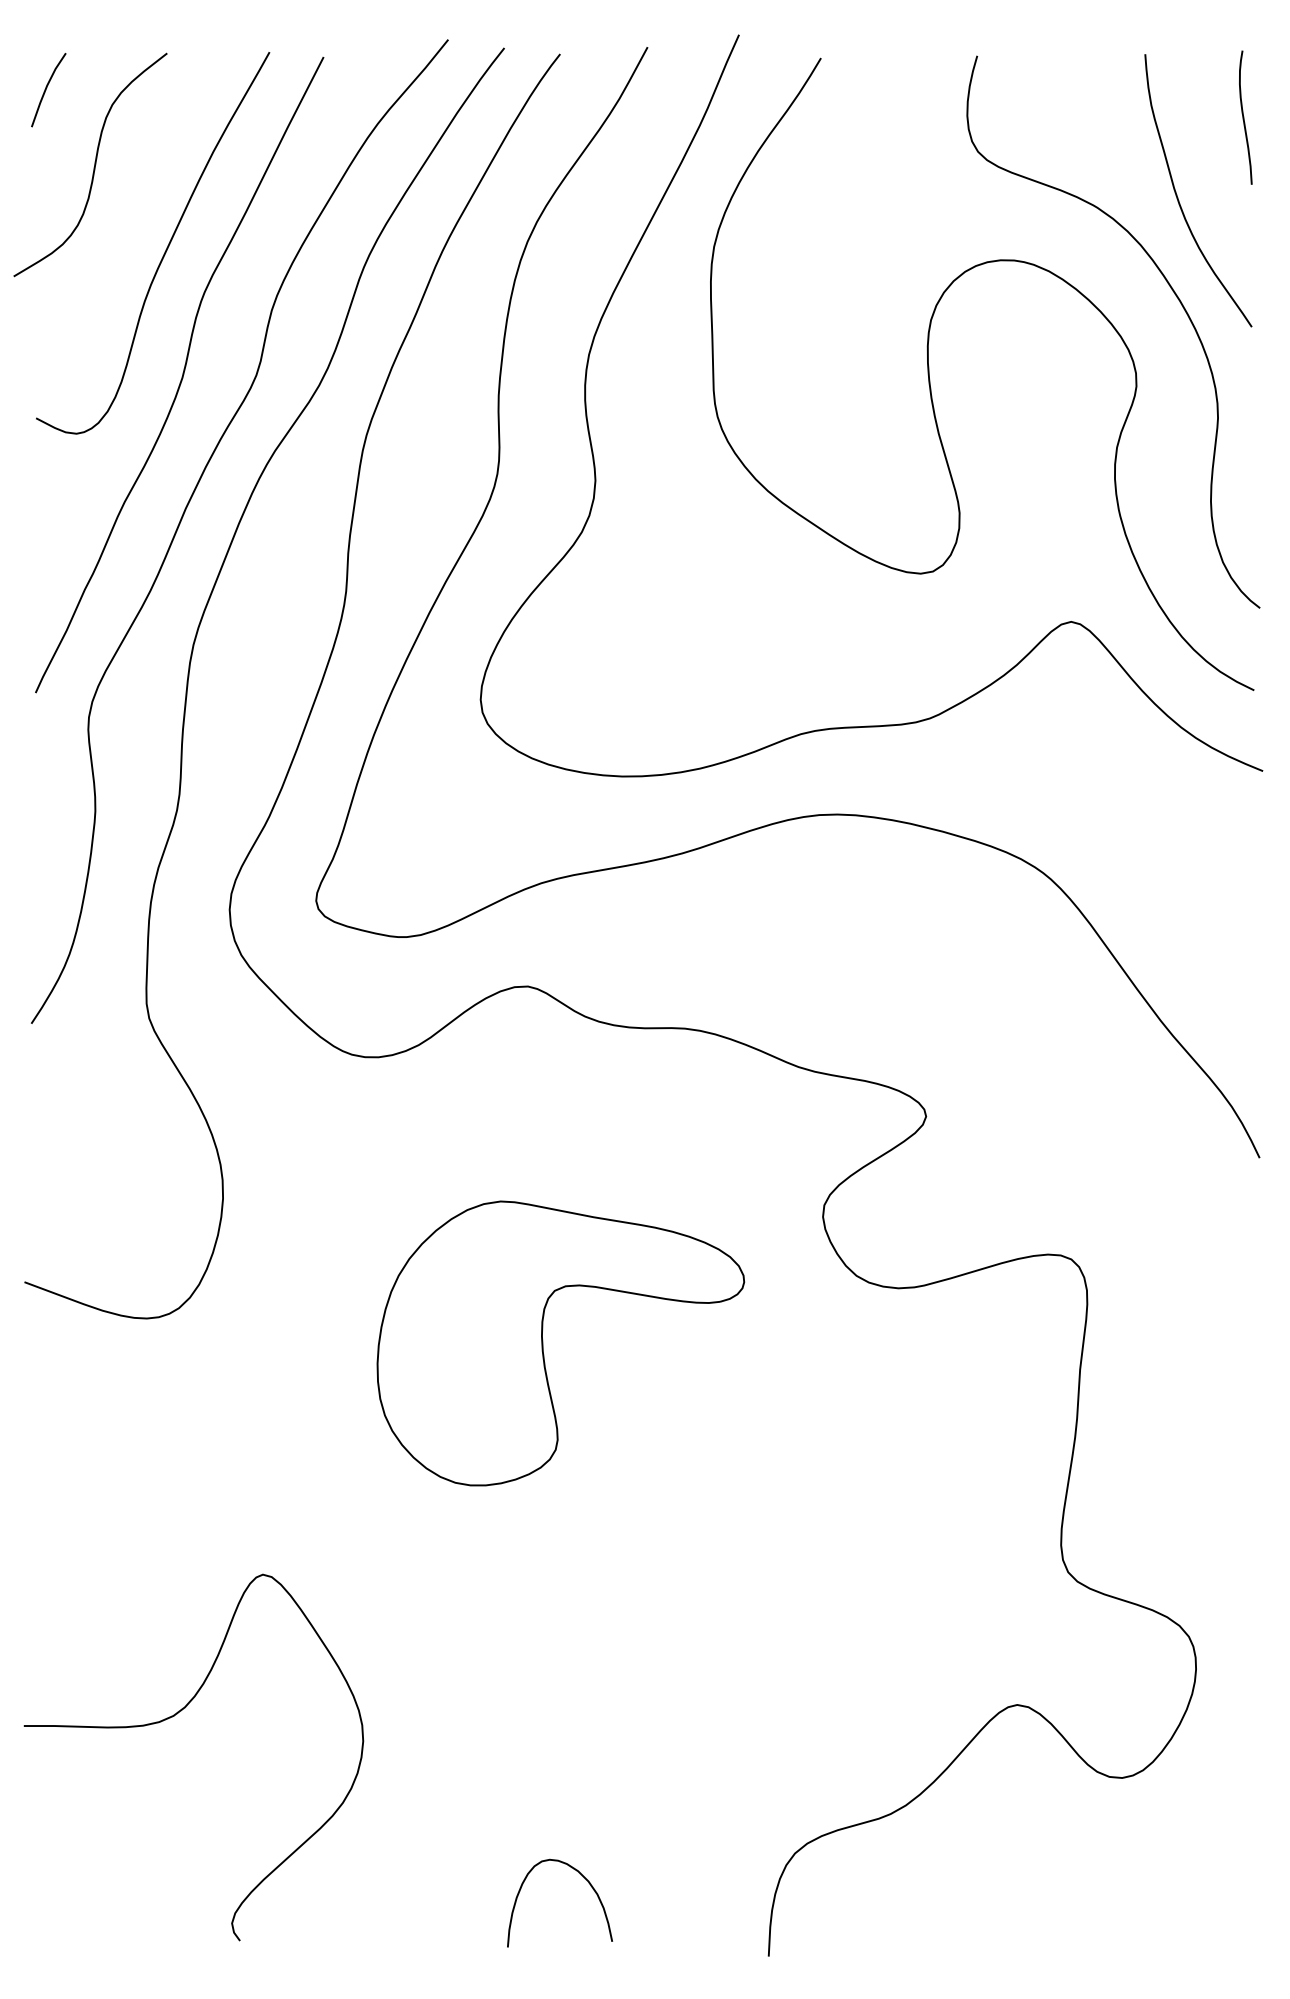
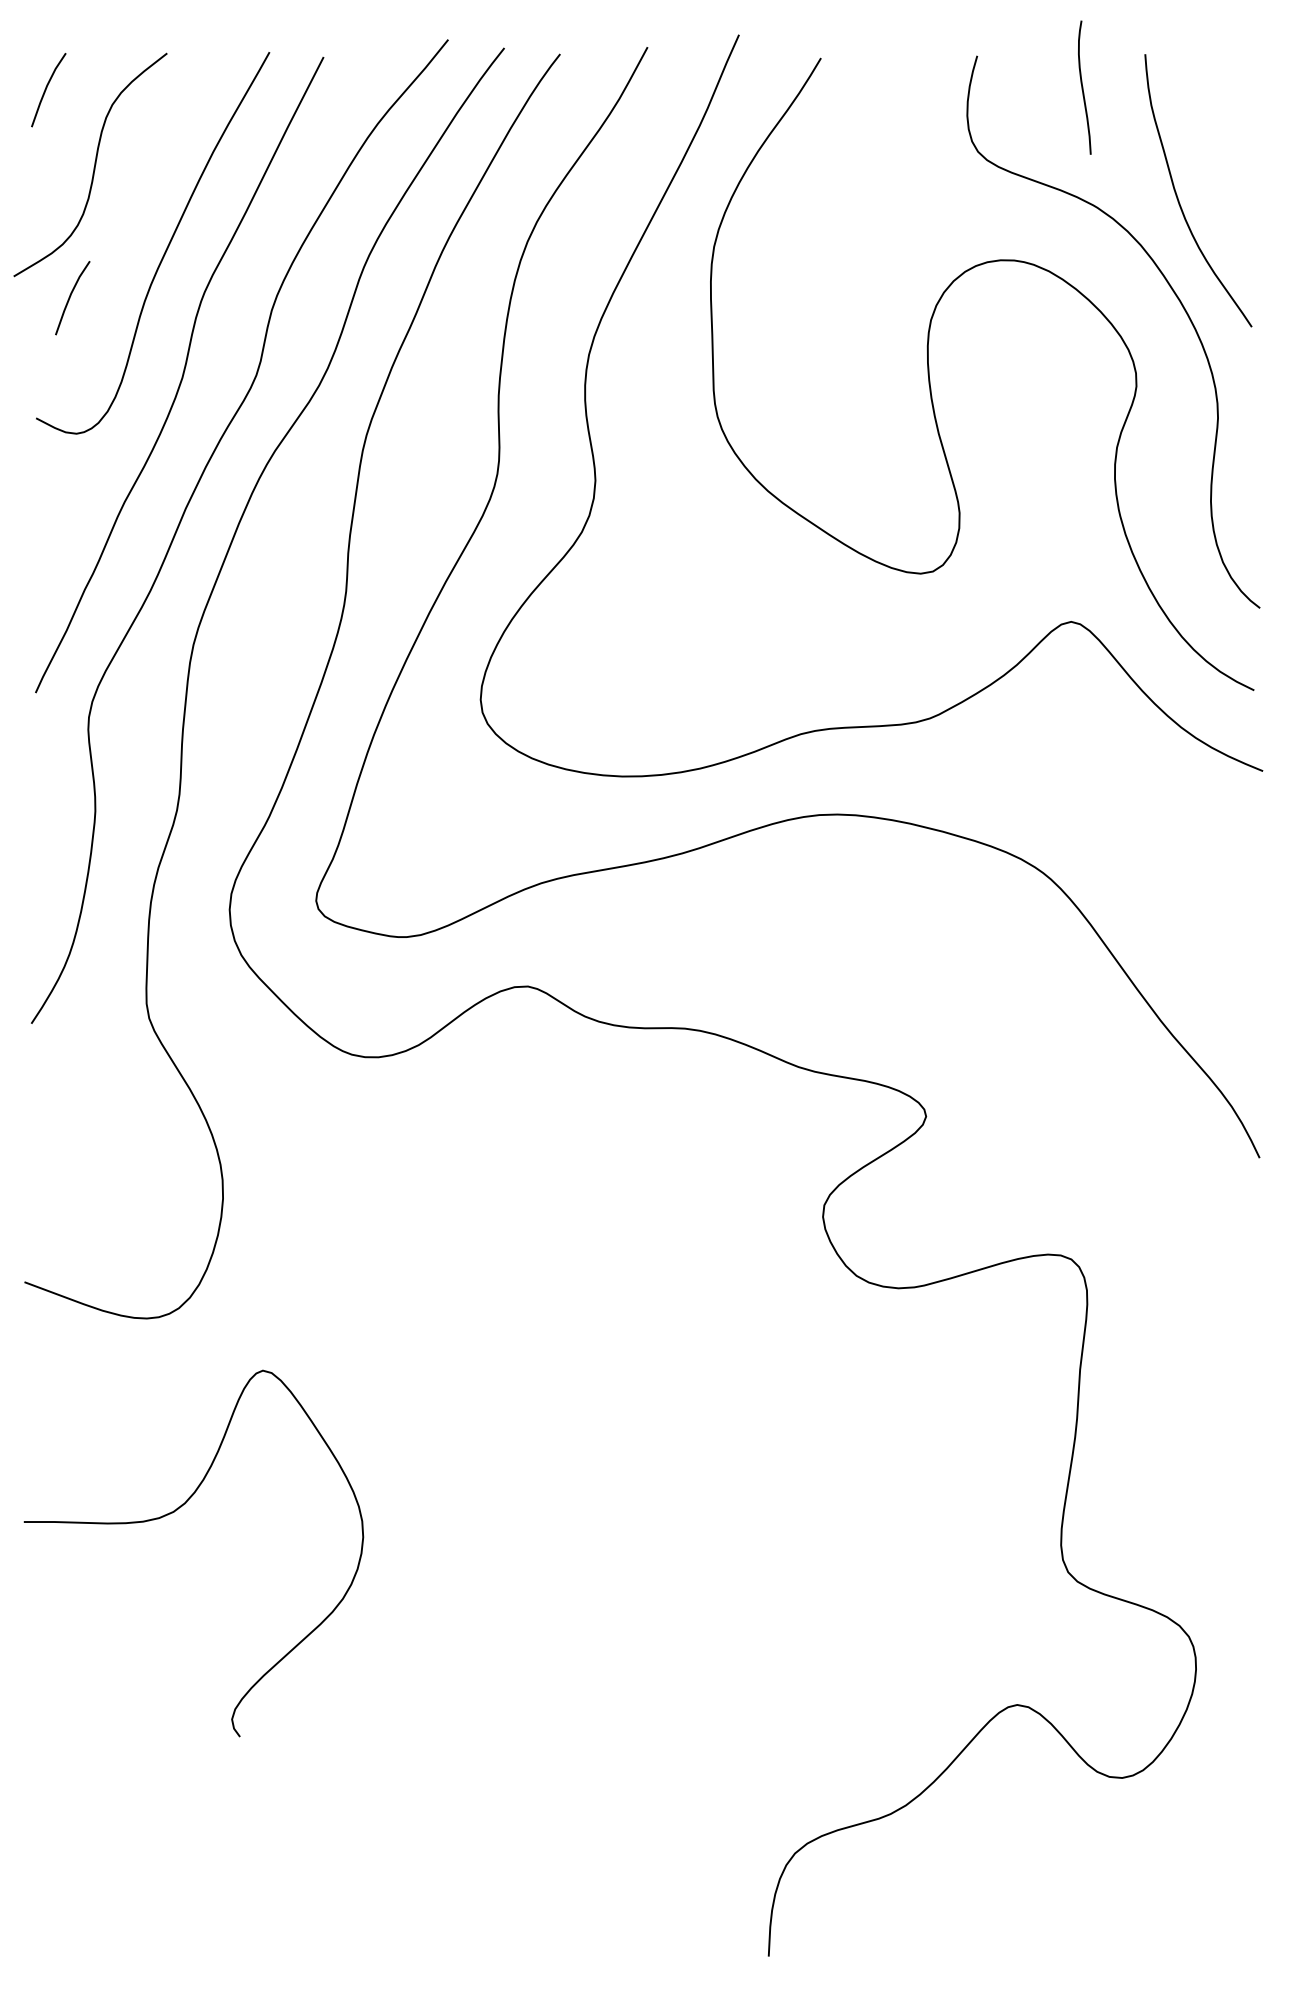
curve position: (1244, 117) -> (1083, 87) (1083, 87)
line: none -> present (70, 298)
part: present -> none (543, 1343)
curve position: (172, 1717) -> (172, 1513) (172, 1513)
curve: present -> none (588, 1883)
